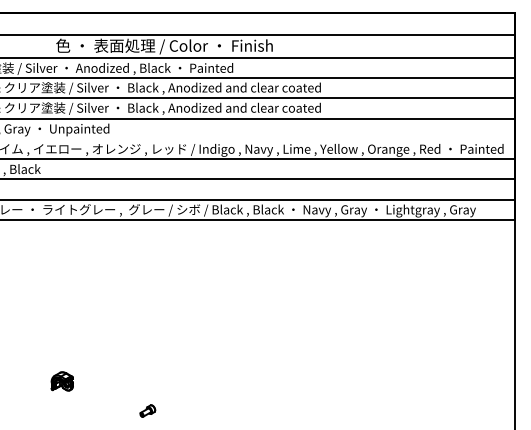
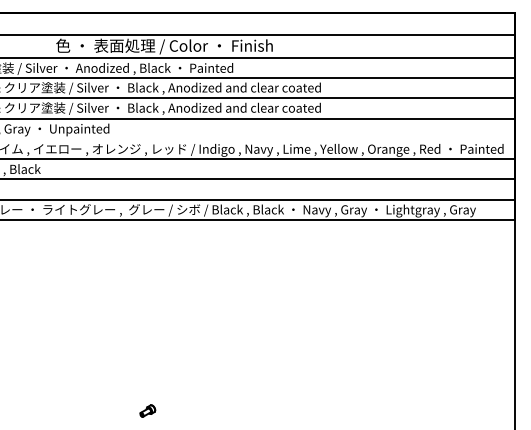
part: present -> none (61, 381)
